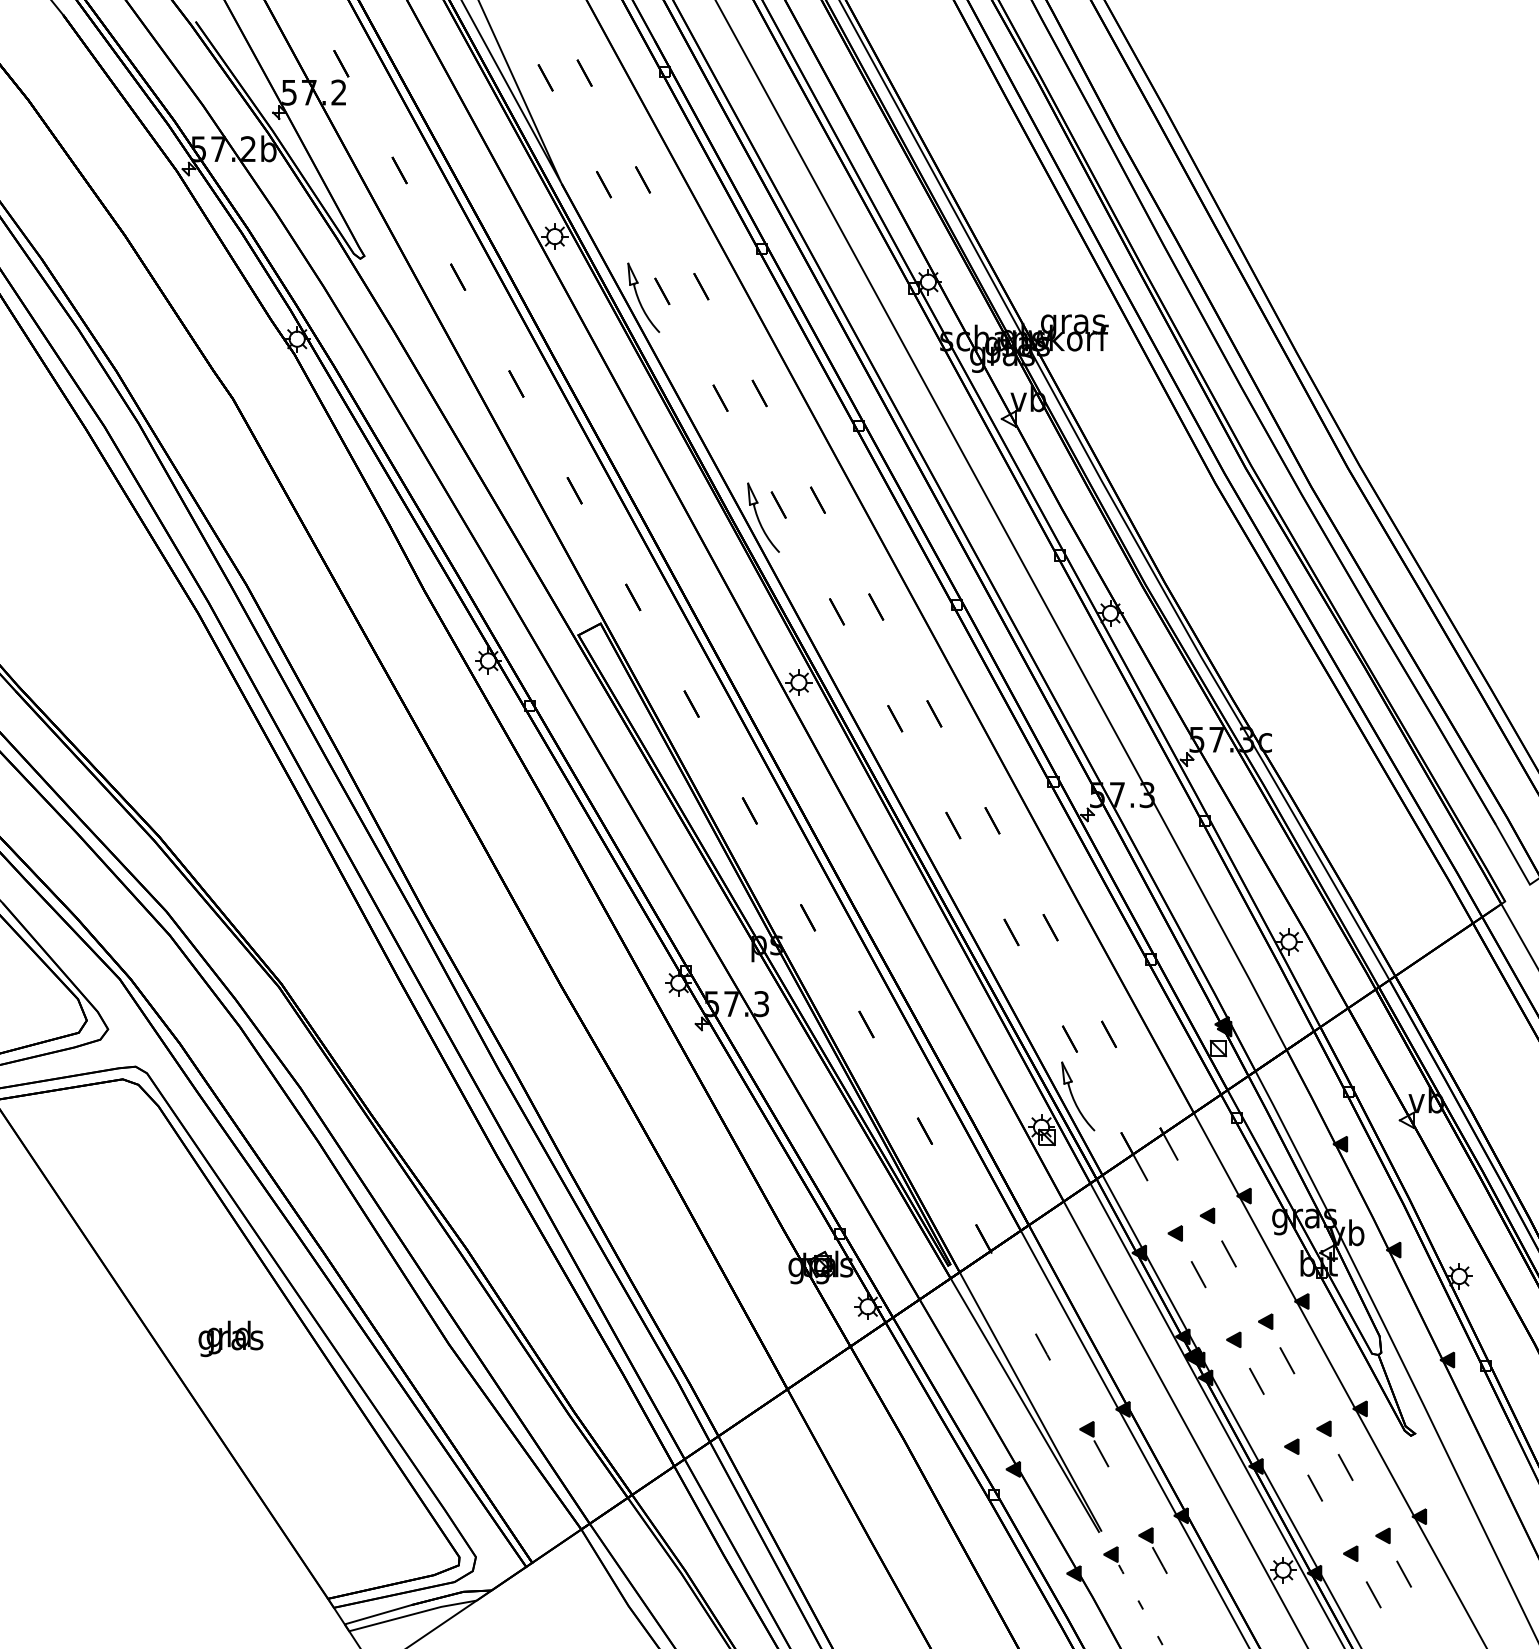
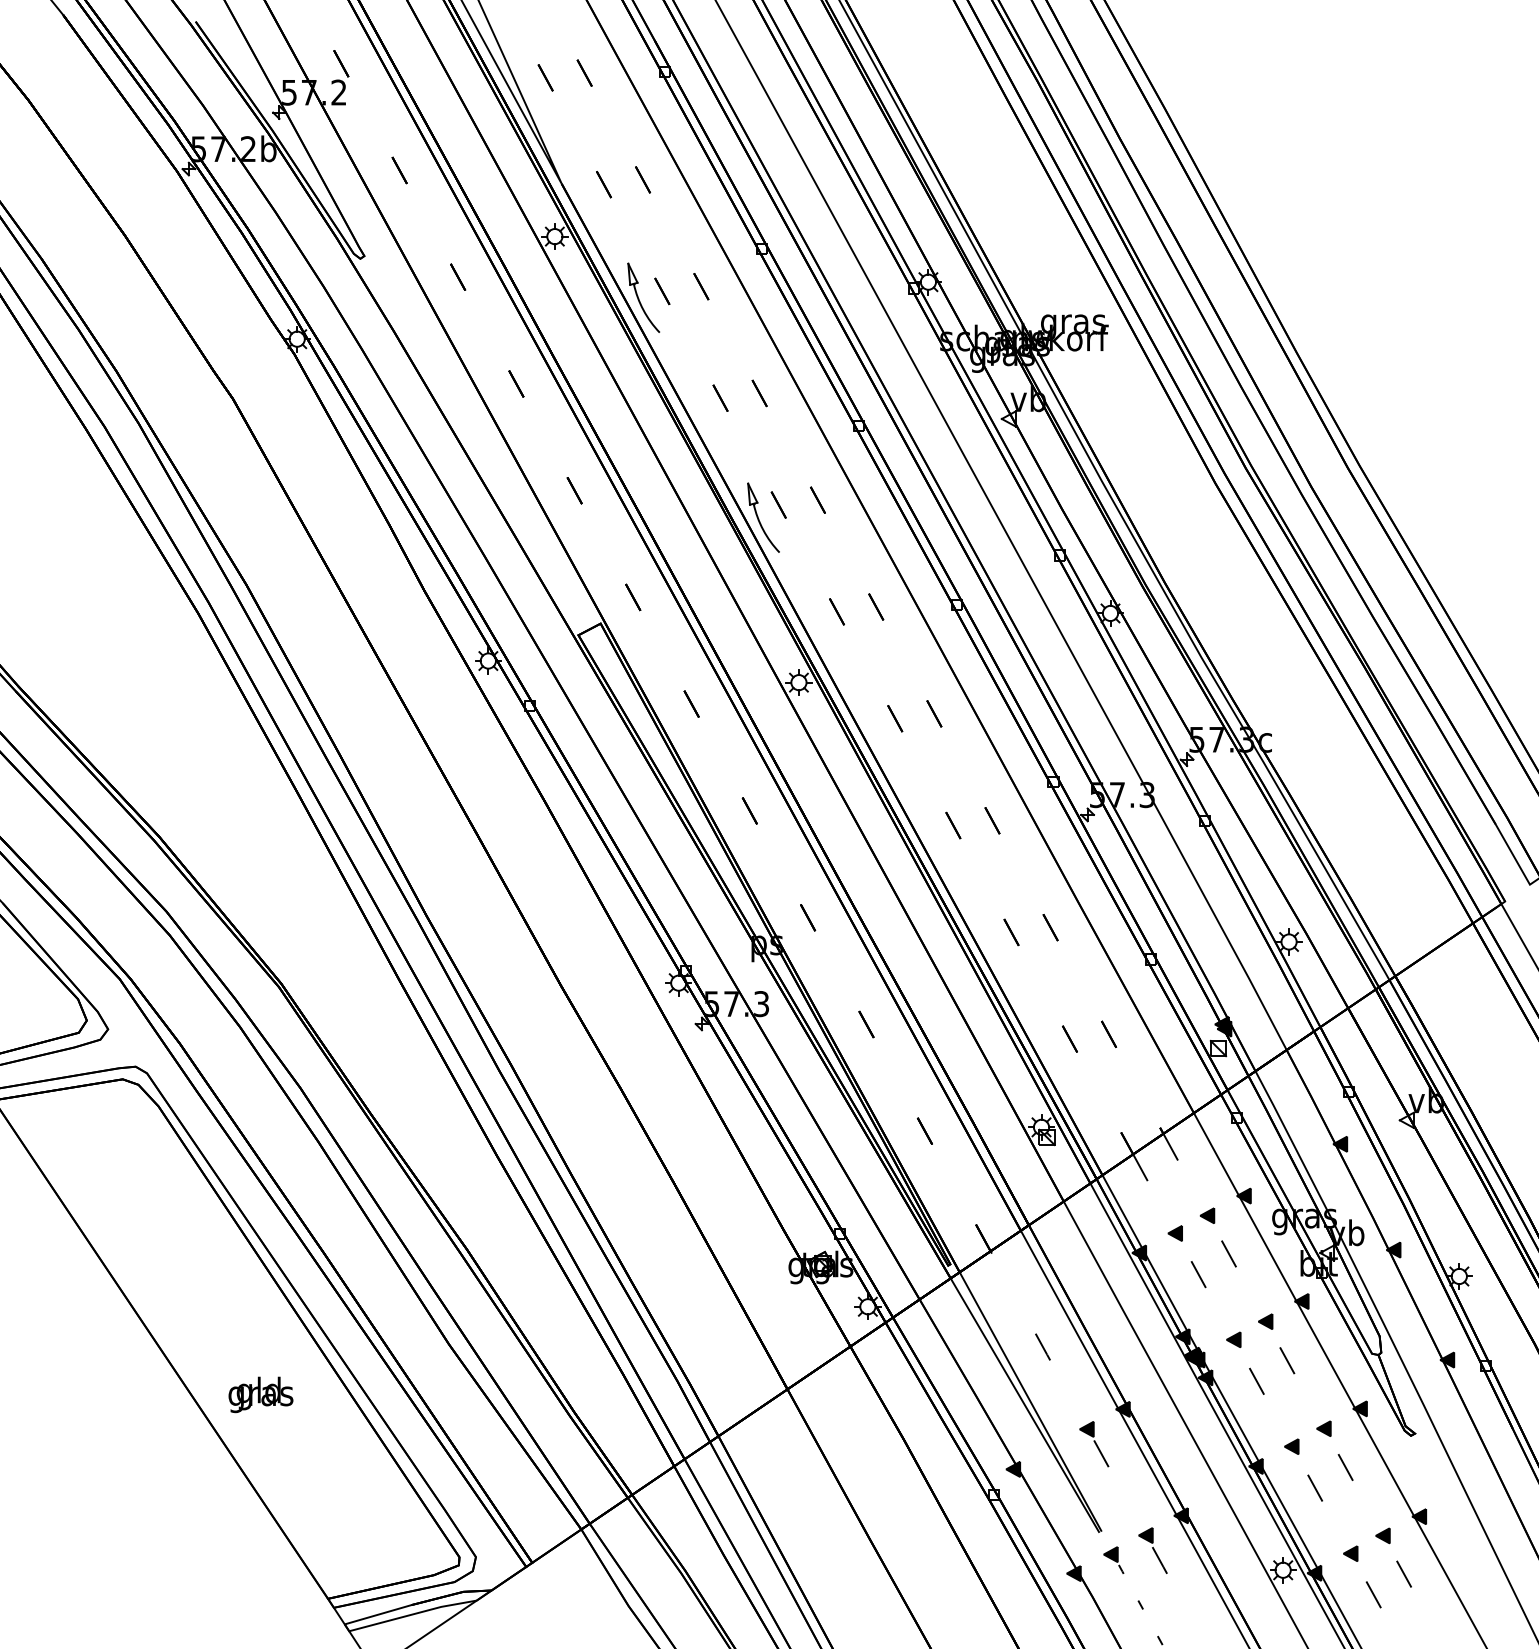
part: present -> none (1078, 1096)
text position: (230, 1338) -> (260, 1394) (260, 1394)
